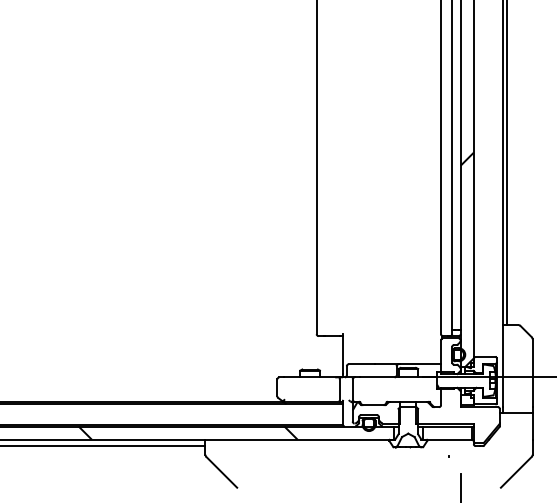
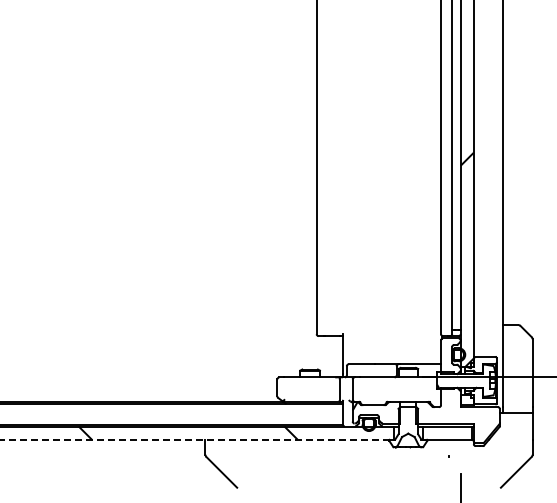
line: present -> none (506, 163)
line: solid -> dashed (197, 439)
line: present -> none (103, 446)
